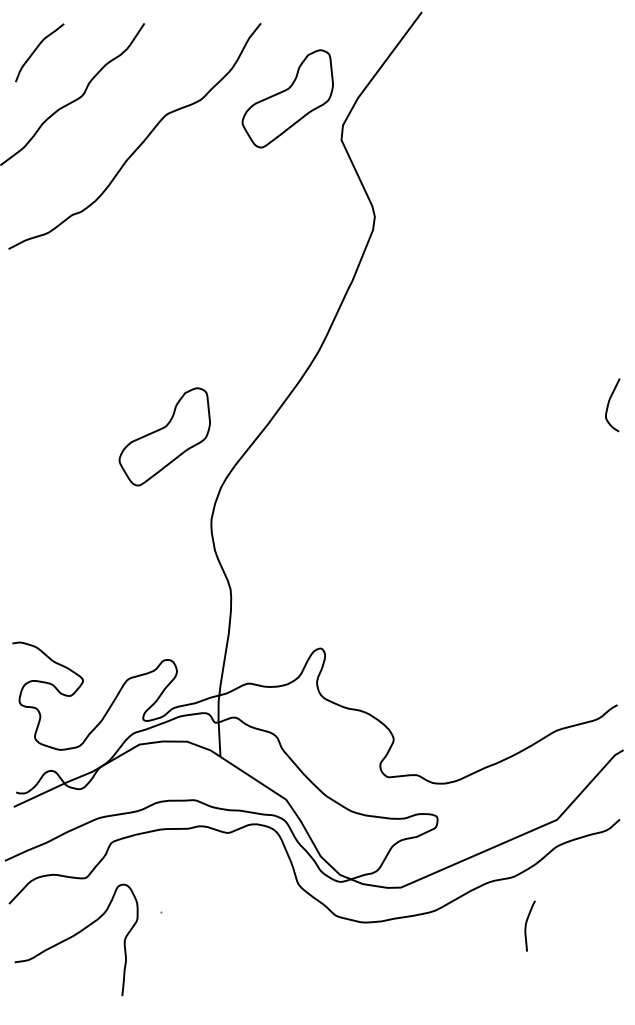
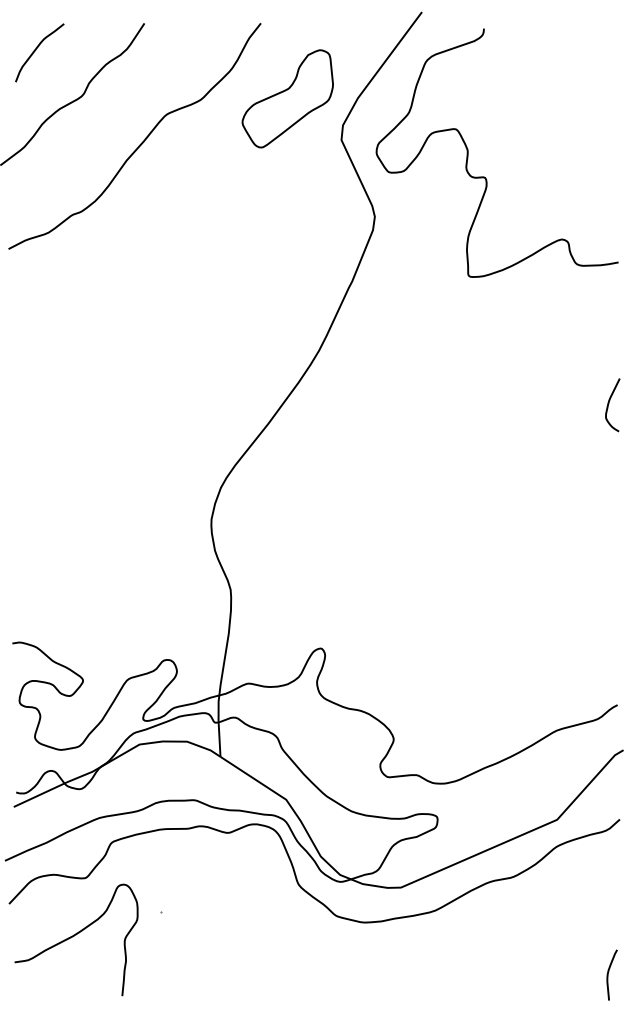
curve: none -> present (484, 176)
part: present -> none (164, 436)
curve position: (526, 925) -> (608, 974) (608, 974)
